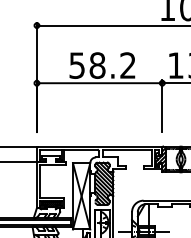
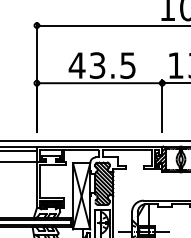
text: 58.2 -> 43.5 (101, 65)
line: none -> present (94, 140)
line: none -> present (19, 150)
